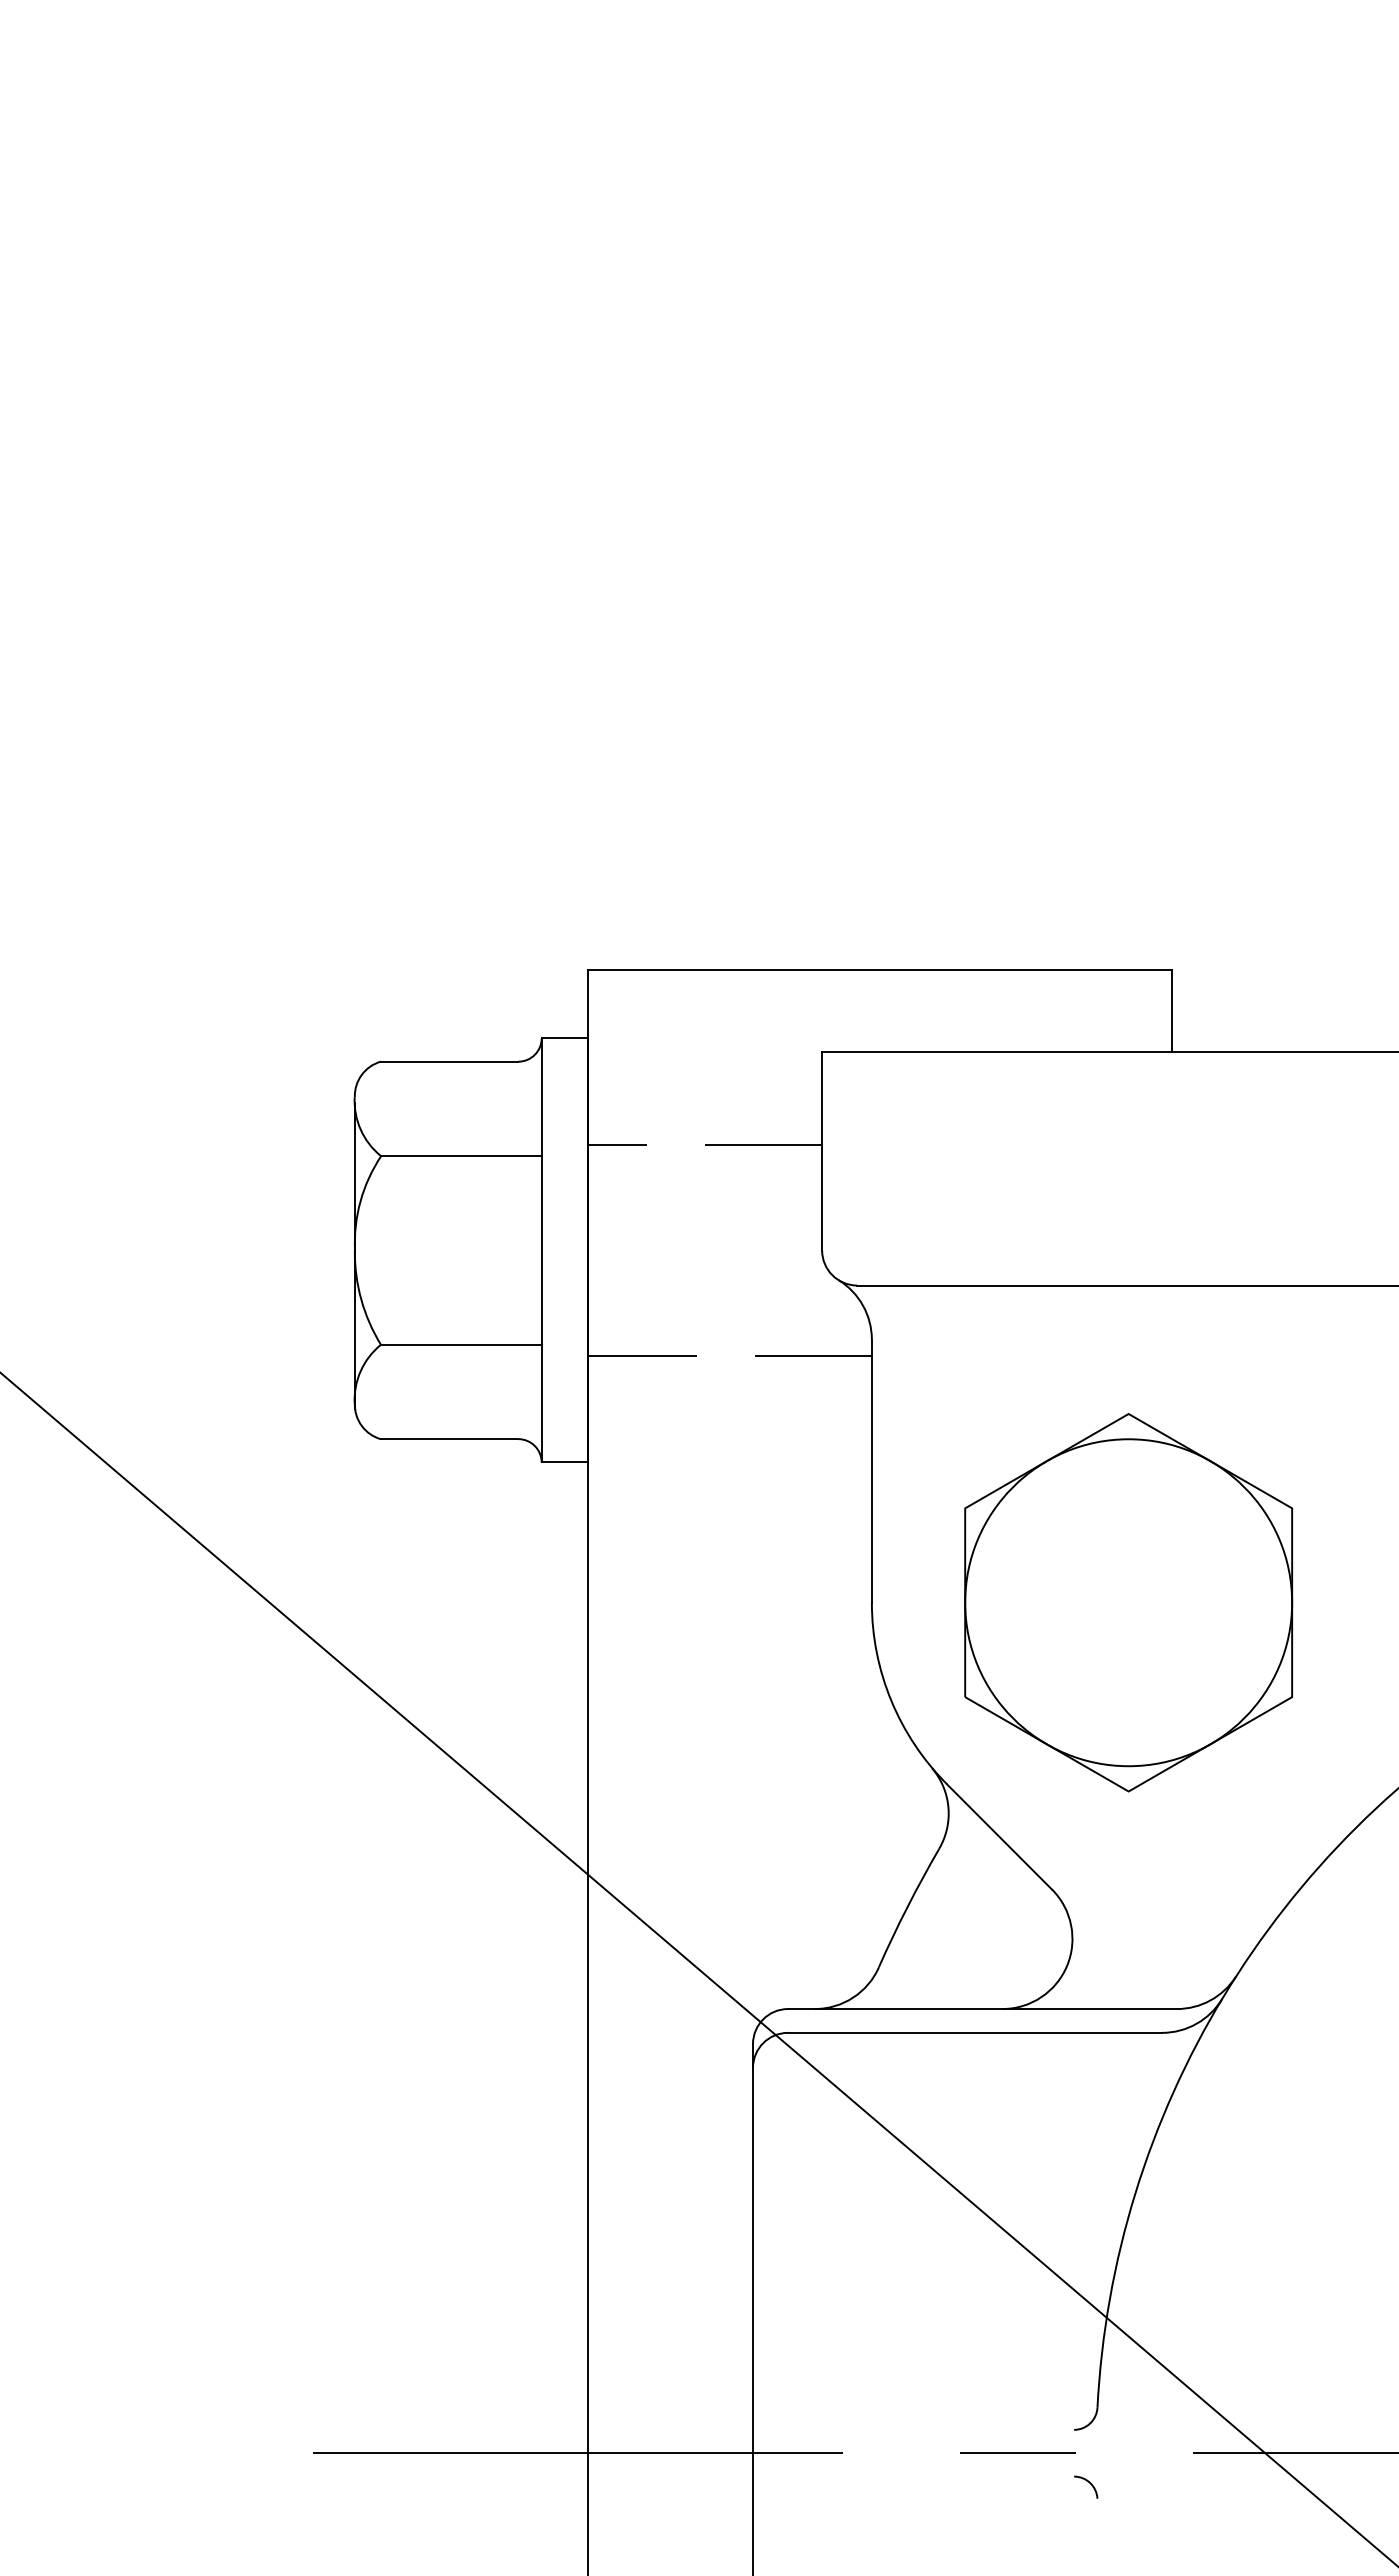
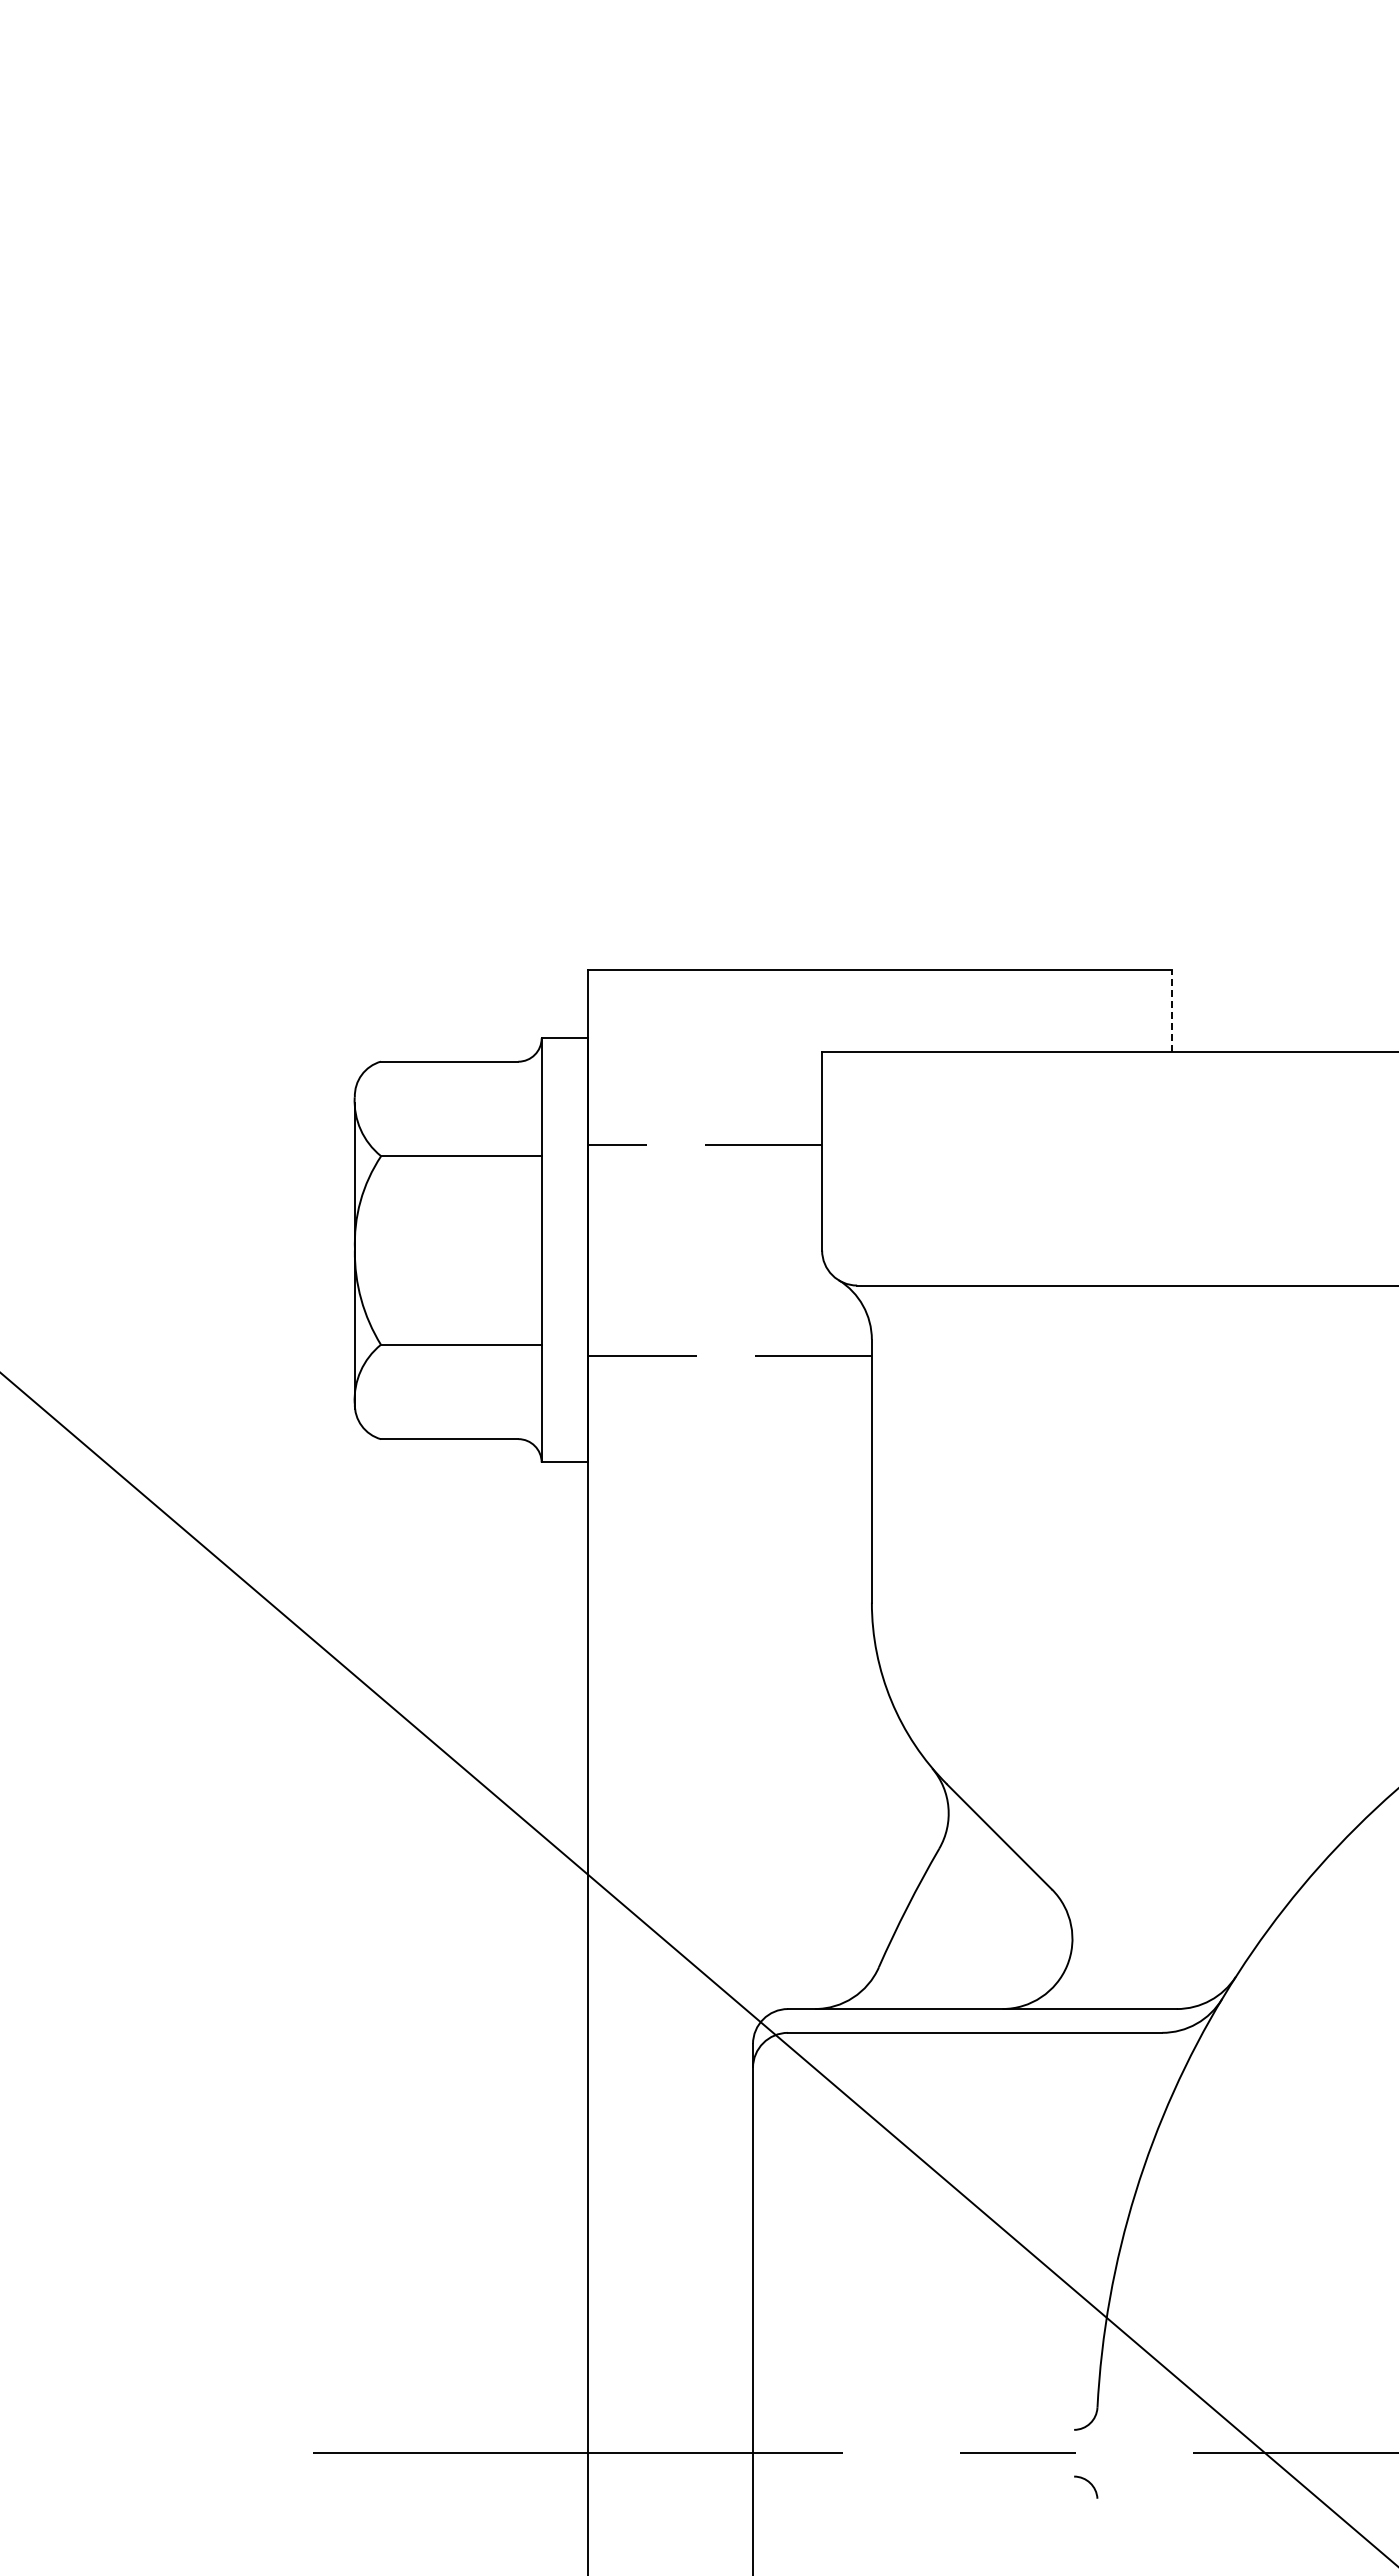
line: solid -> dashed (1172, 1011)
part: present -> none (1128, 1602)
